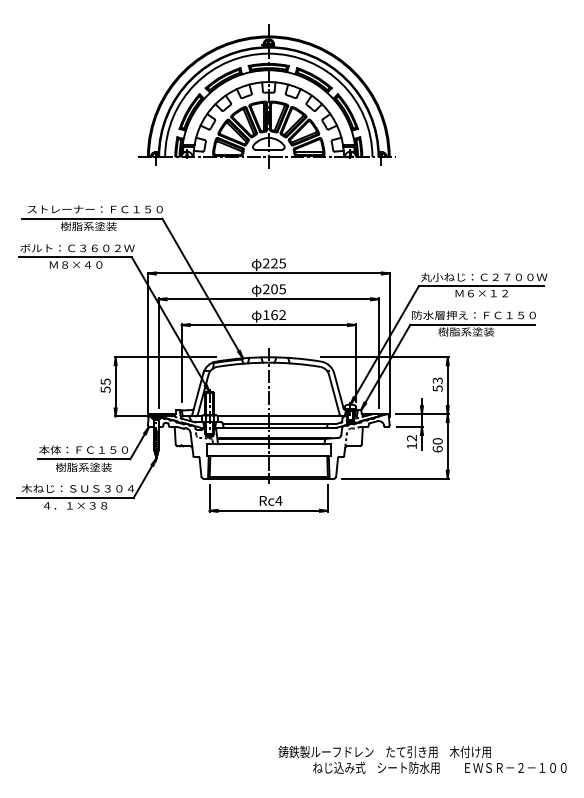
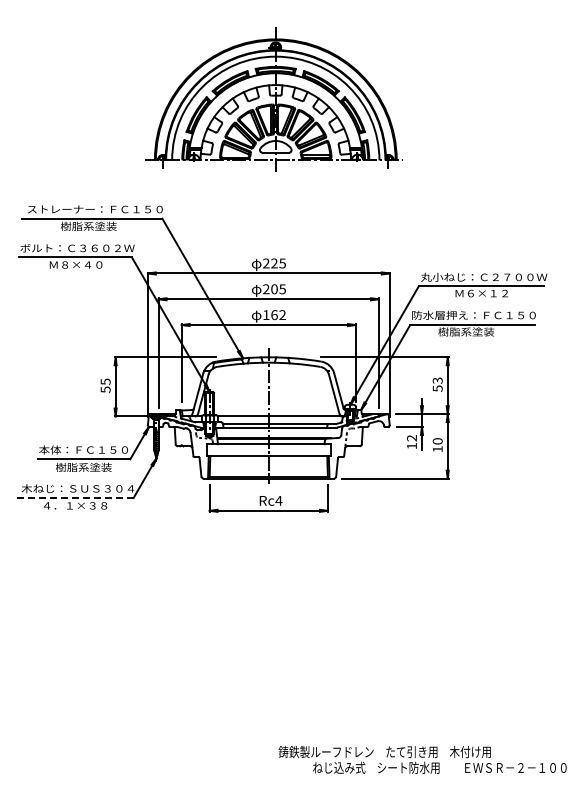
part position: (266, 96) -> (273, 99) (273, 99)
text: 60 -> 10 (437, 449)
line: solid -> dashed (75, 497)
